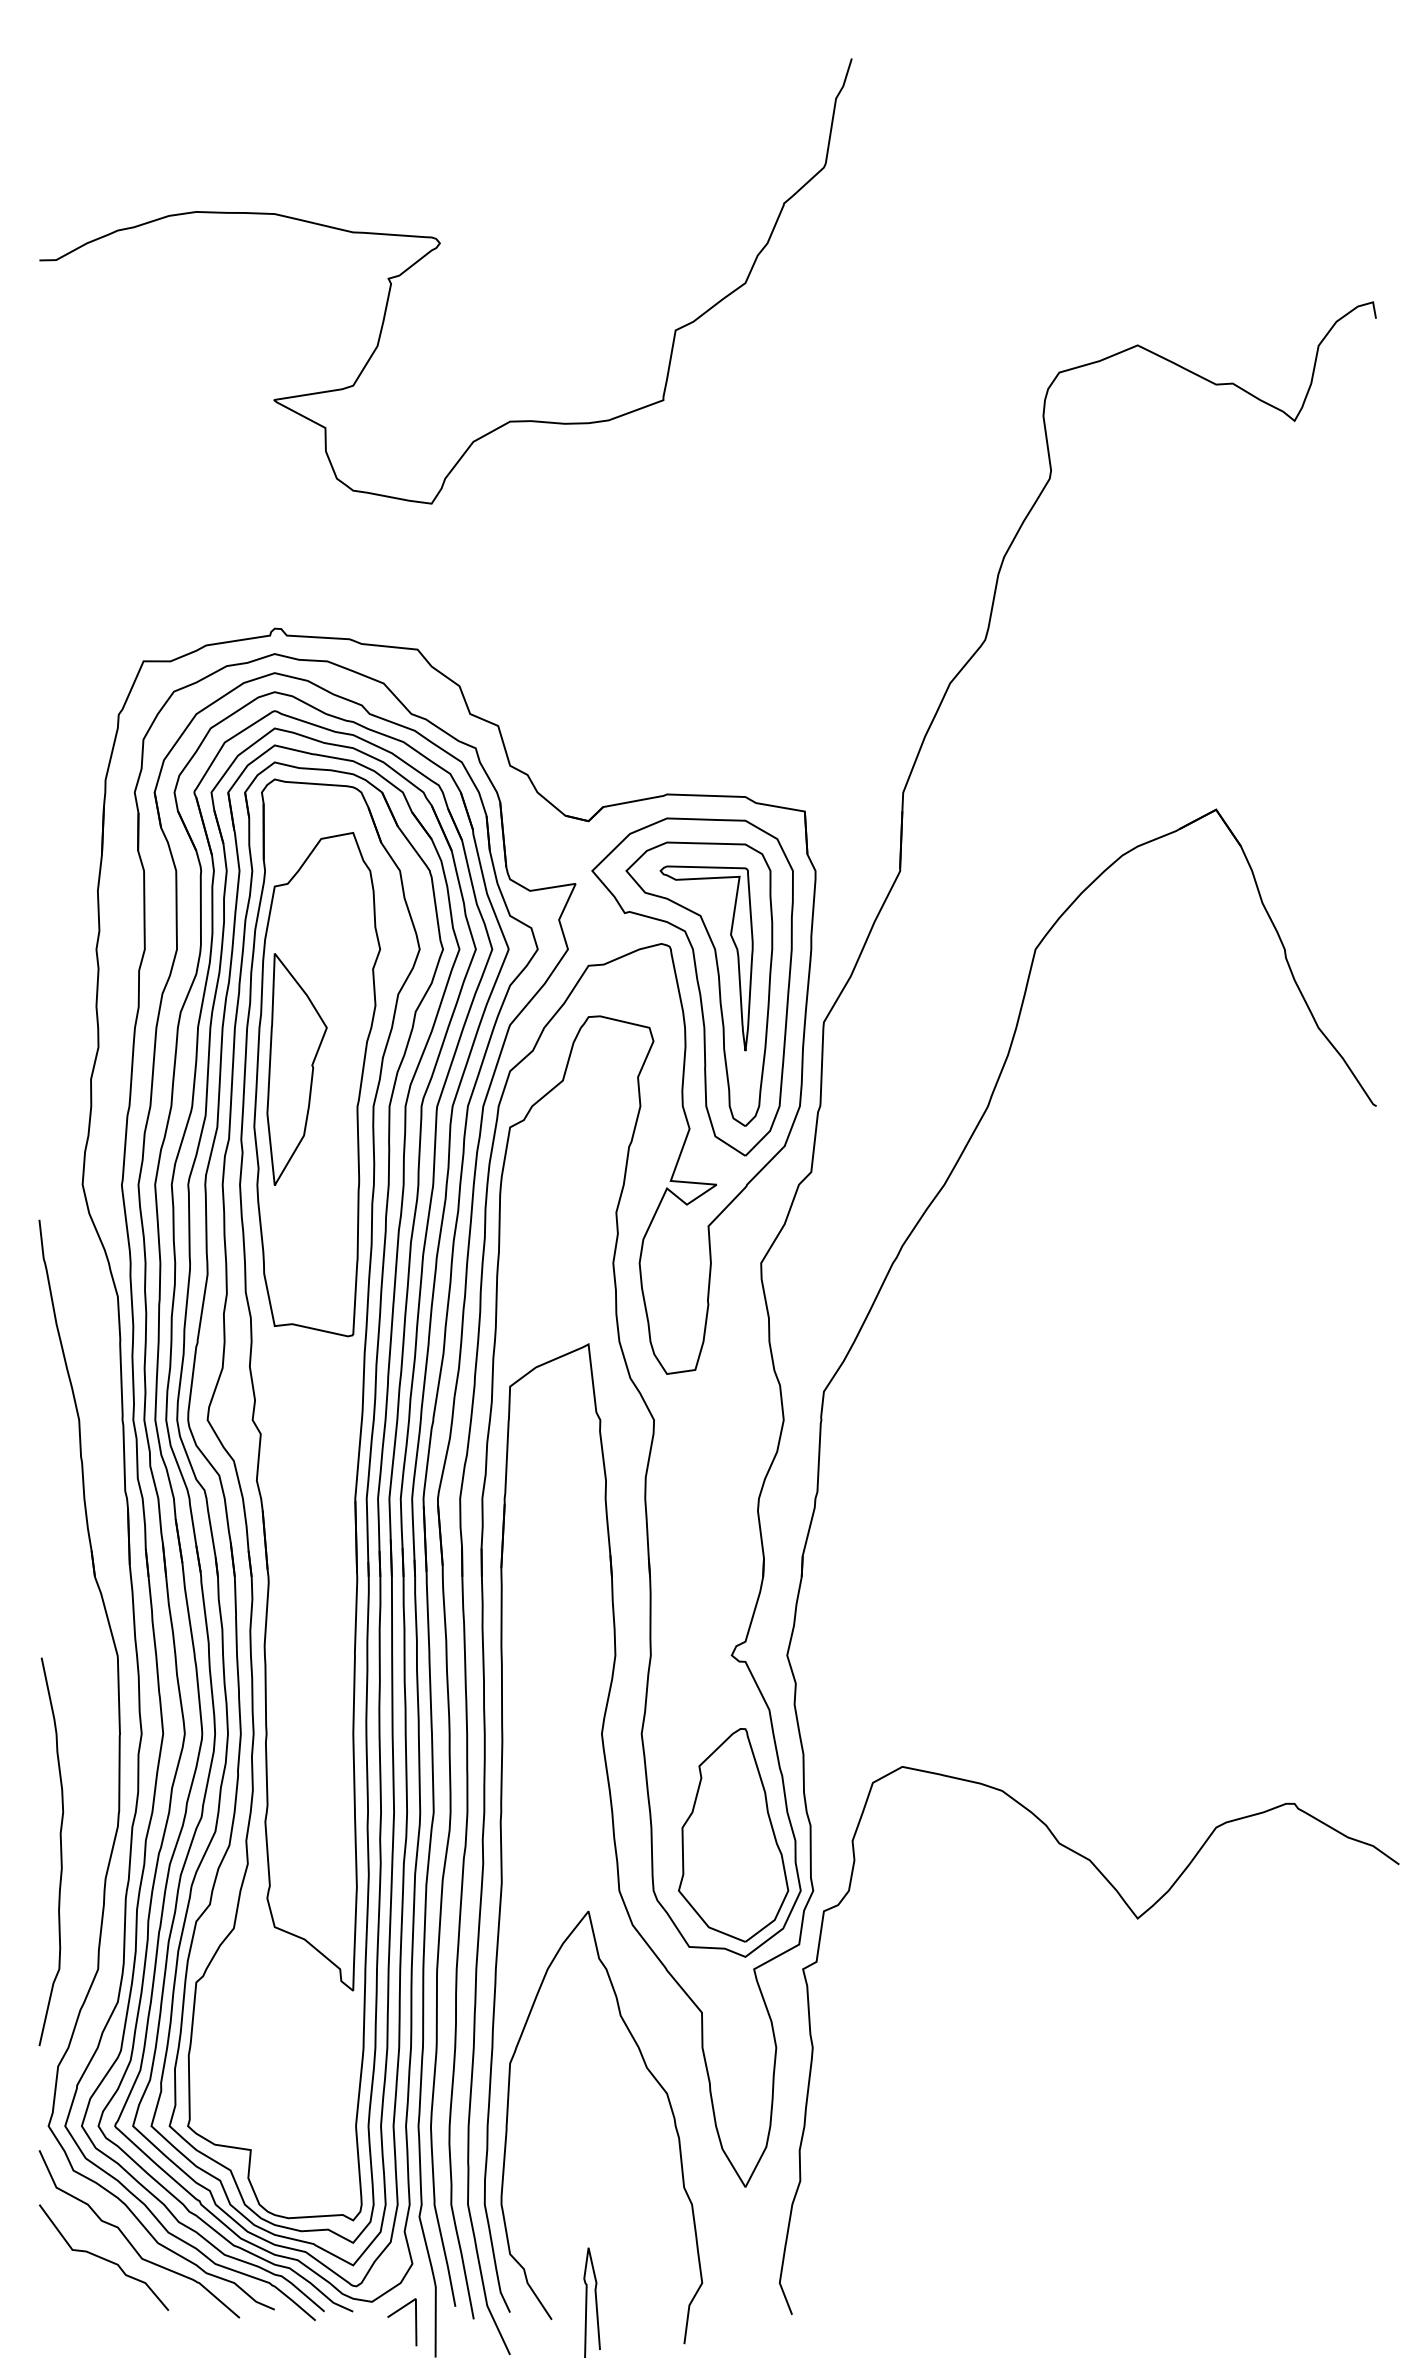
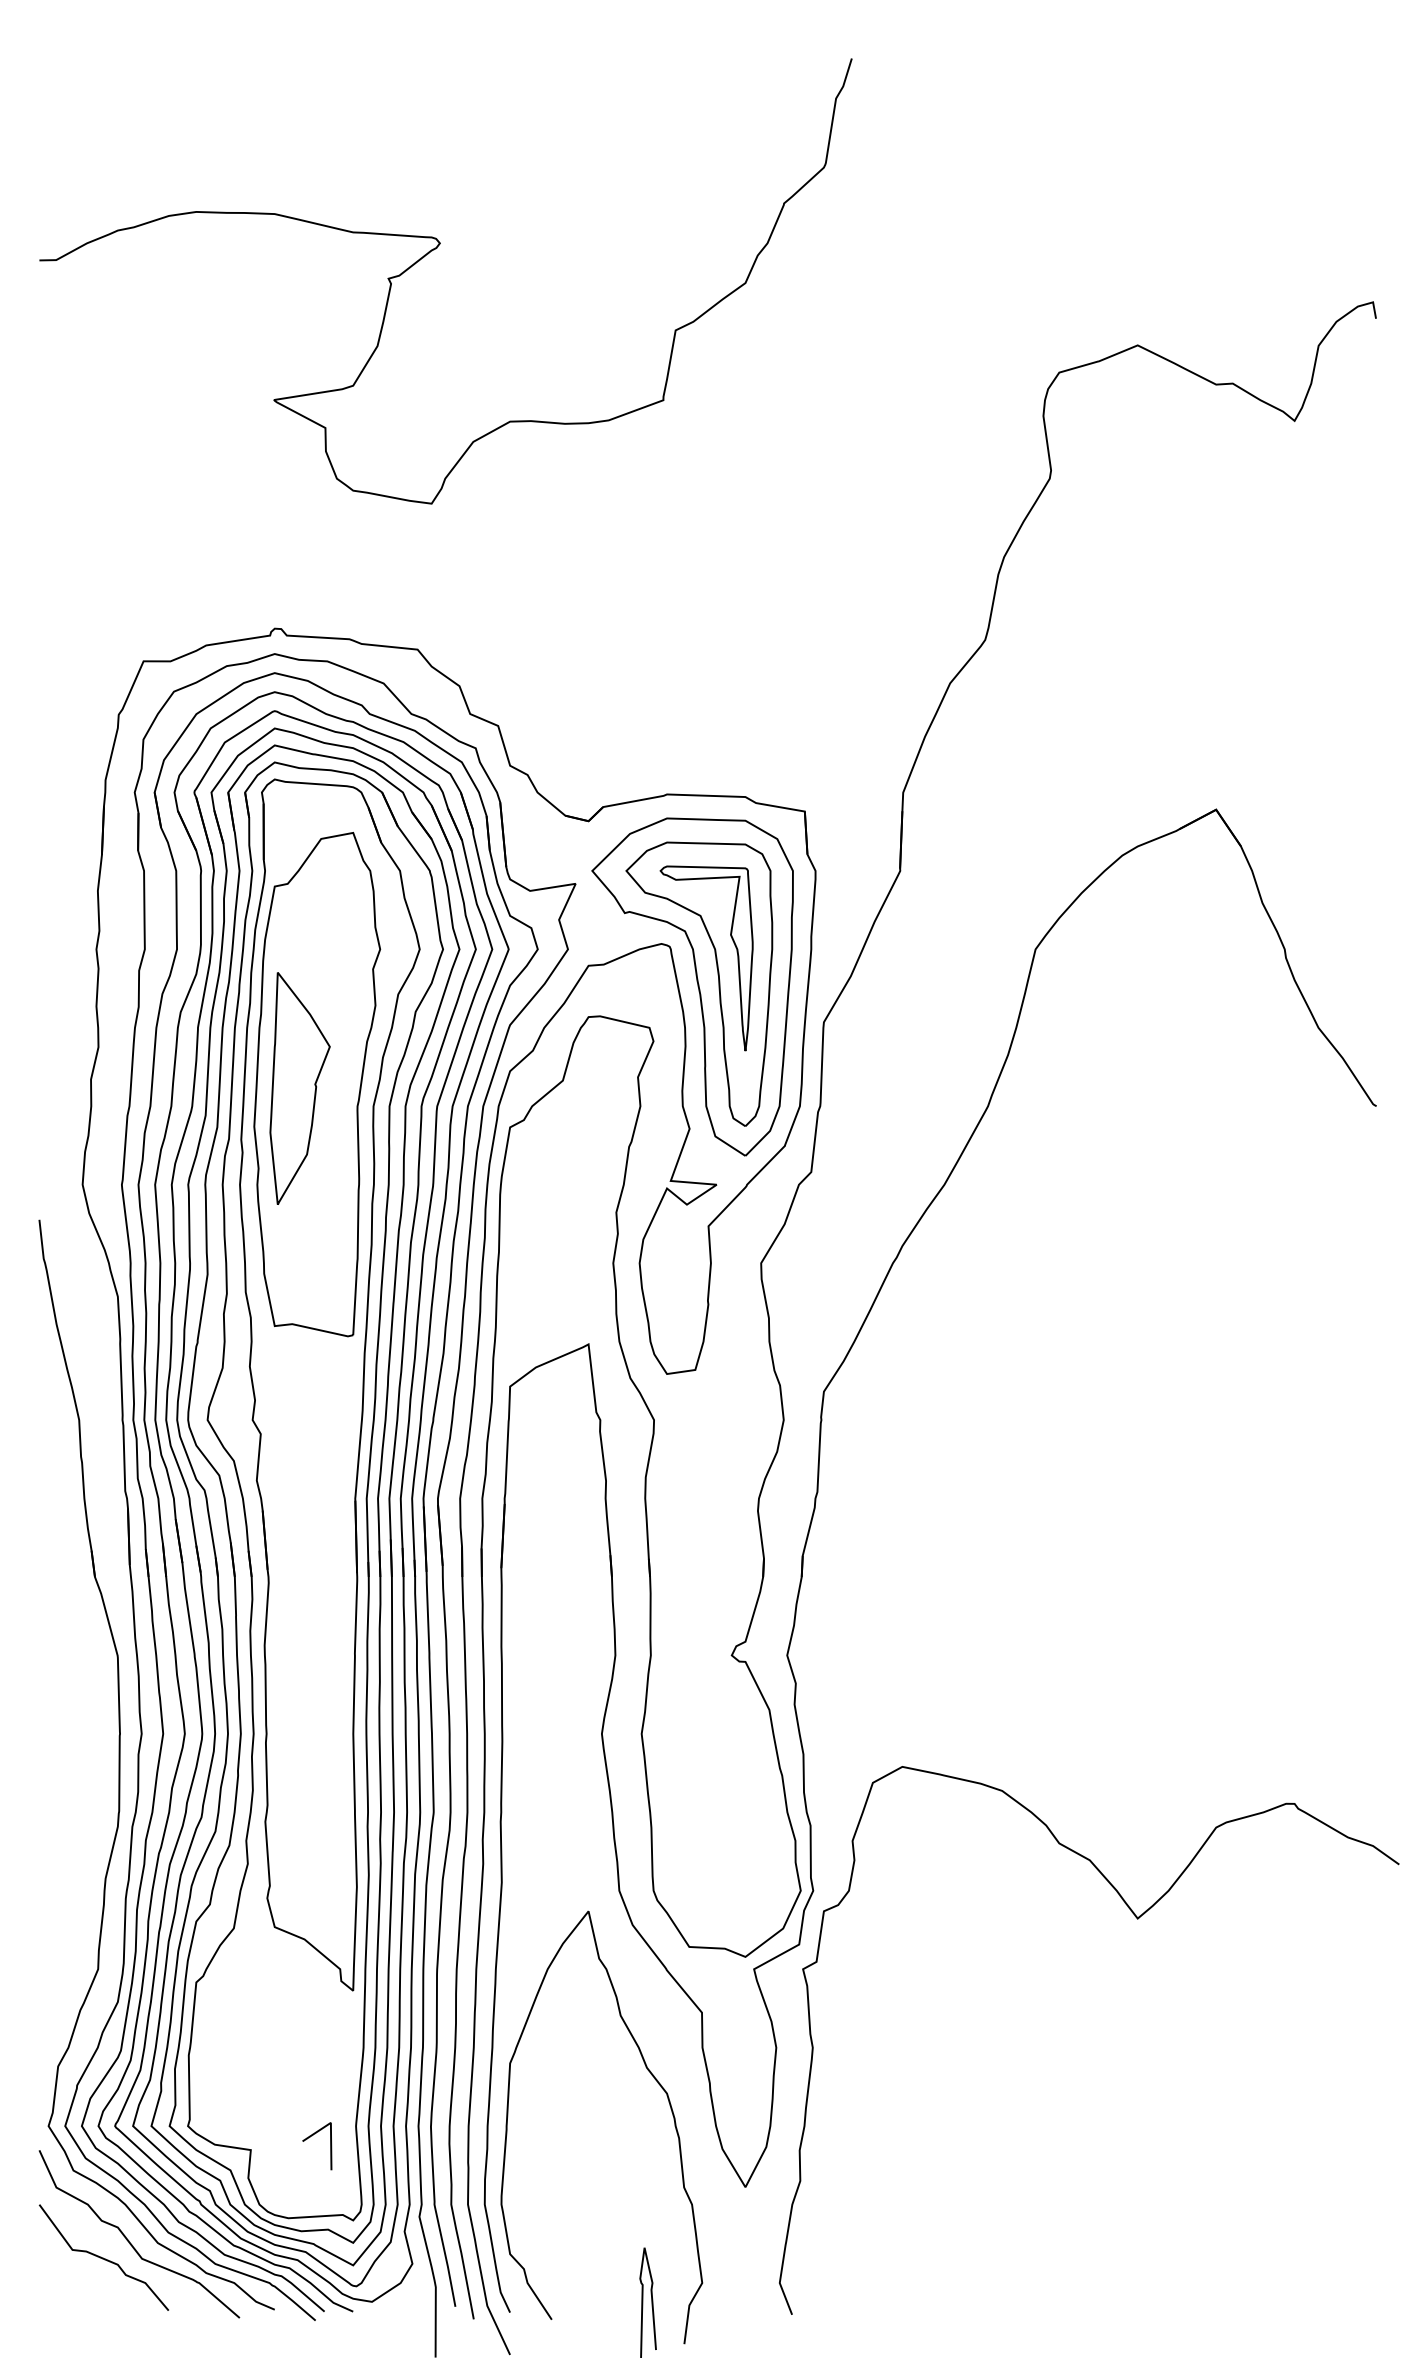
part position: (296, 1069) -> (299, 1088) (299, 1088)
part: present -> none (733, 1835)
curve: present -> none (60, 1851)
curve position: (587, 2302) -> (643, 2302) (643, 2302)
line position: (397, 2312) -> (312, 2136) (312, 2136)
